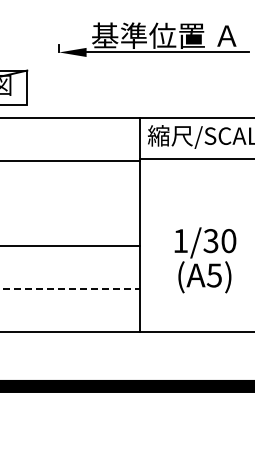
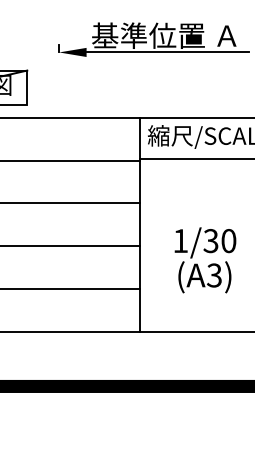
line: none -> present (70, 203)
text: (A5) -> (A3) (214, 275)
line: dashed -> solid (70, 288)
